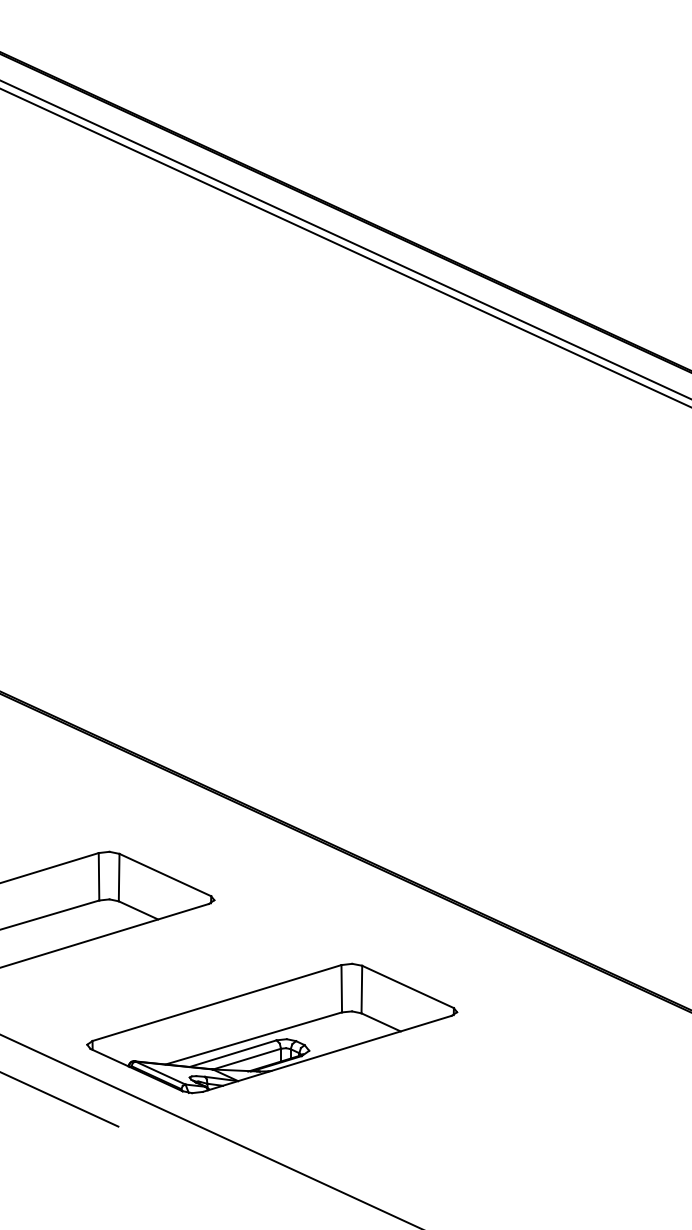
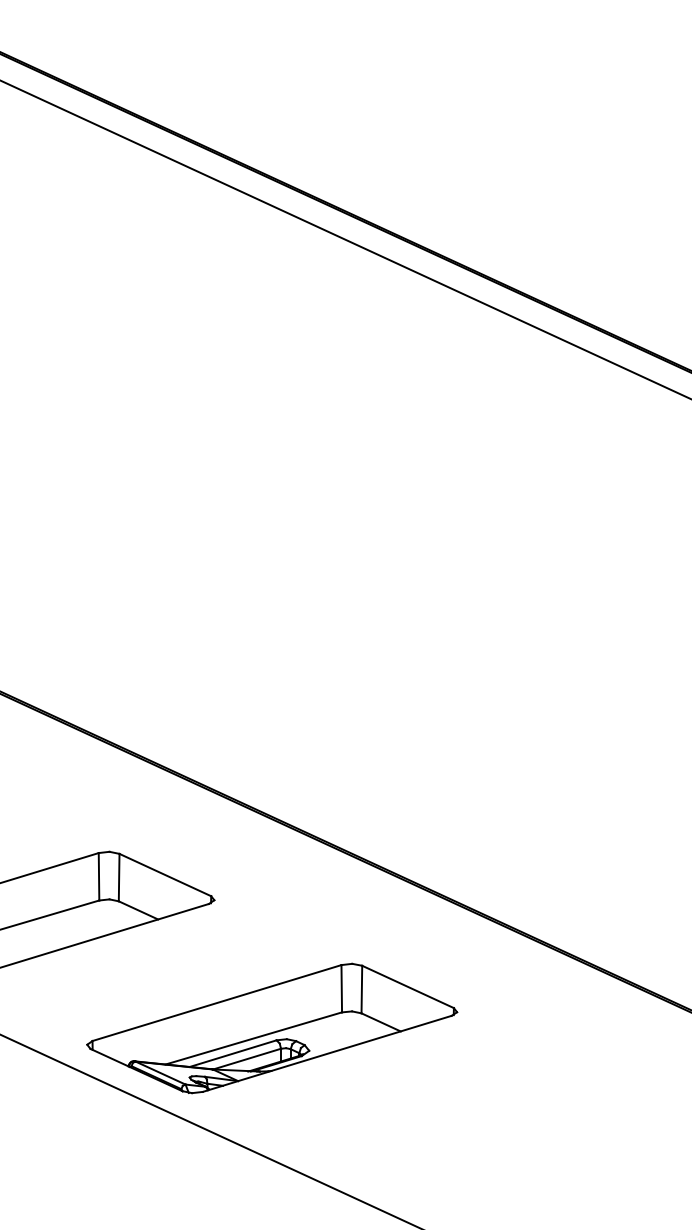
line: present -> none (345, 247)
line: present -> none (60, 1099)
